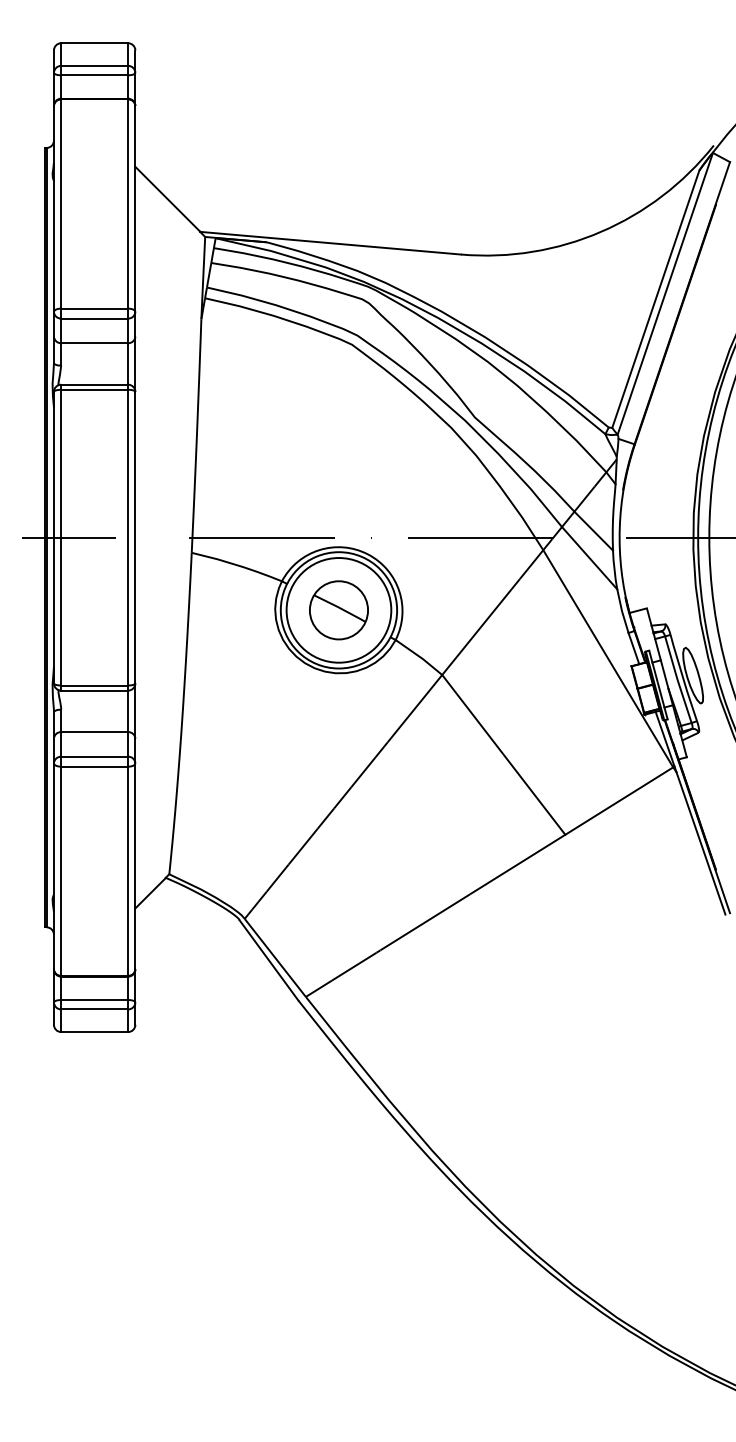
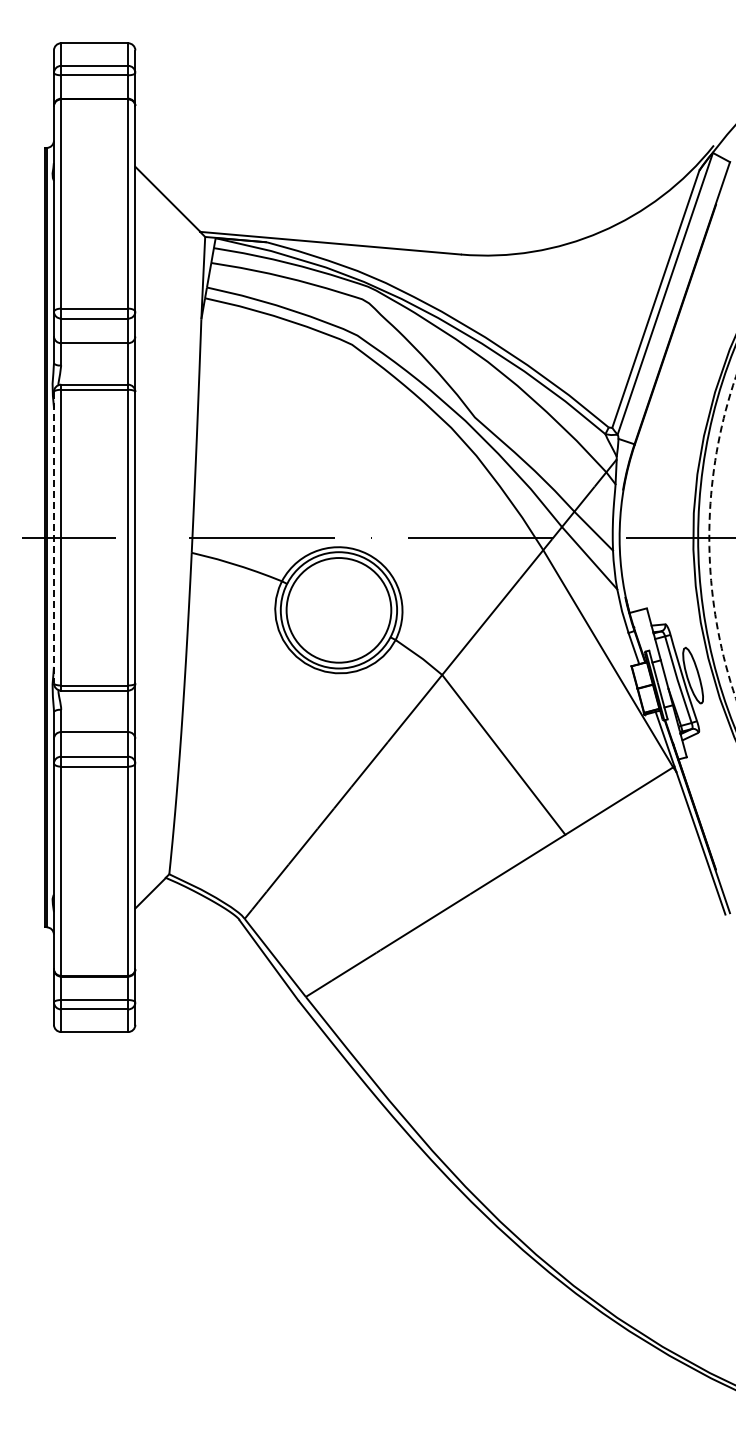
line: solid -> dashed (53, 537)
arc: solid -> dashed (709, 537)
part: present -> none (338, 610)
